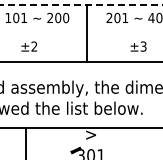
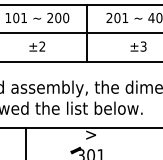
line: dashed -> solid (81, 4)
line: none -> present (80, 33)
text position: (29, 46) -> (37, 46) (37, 46)
